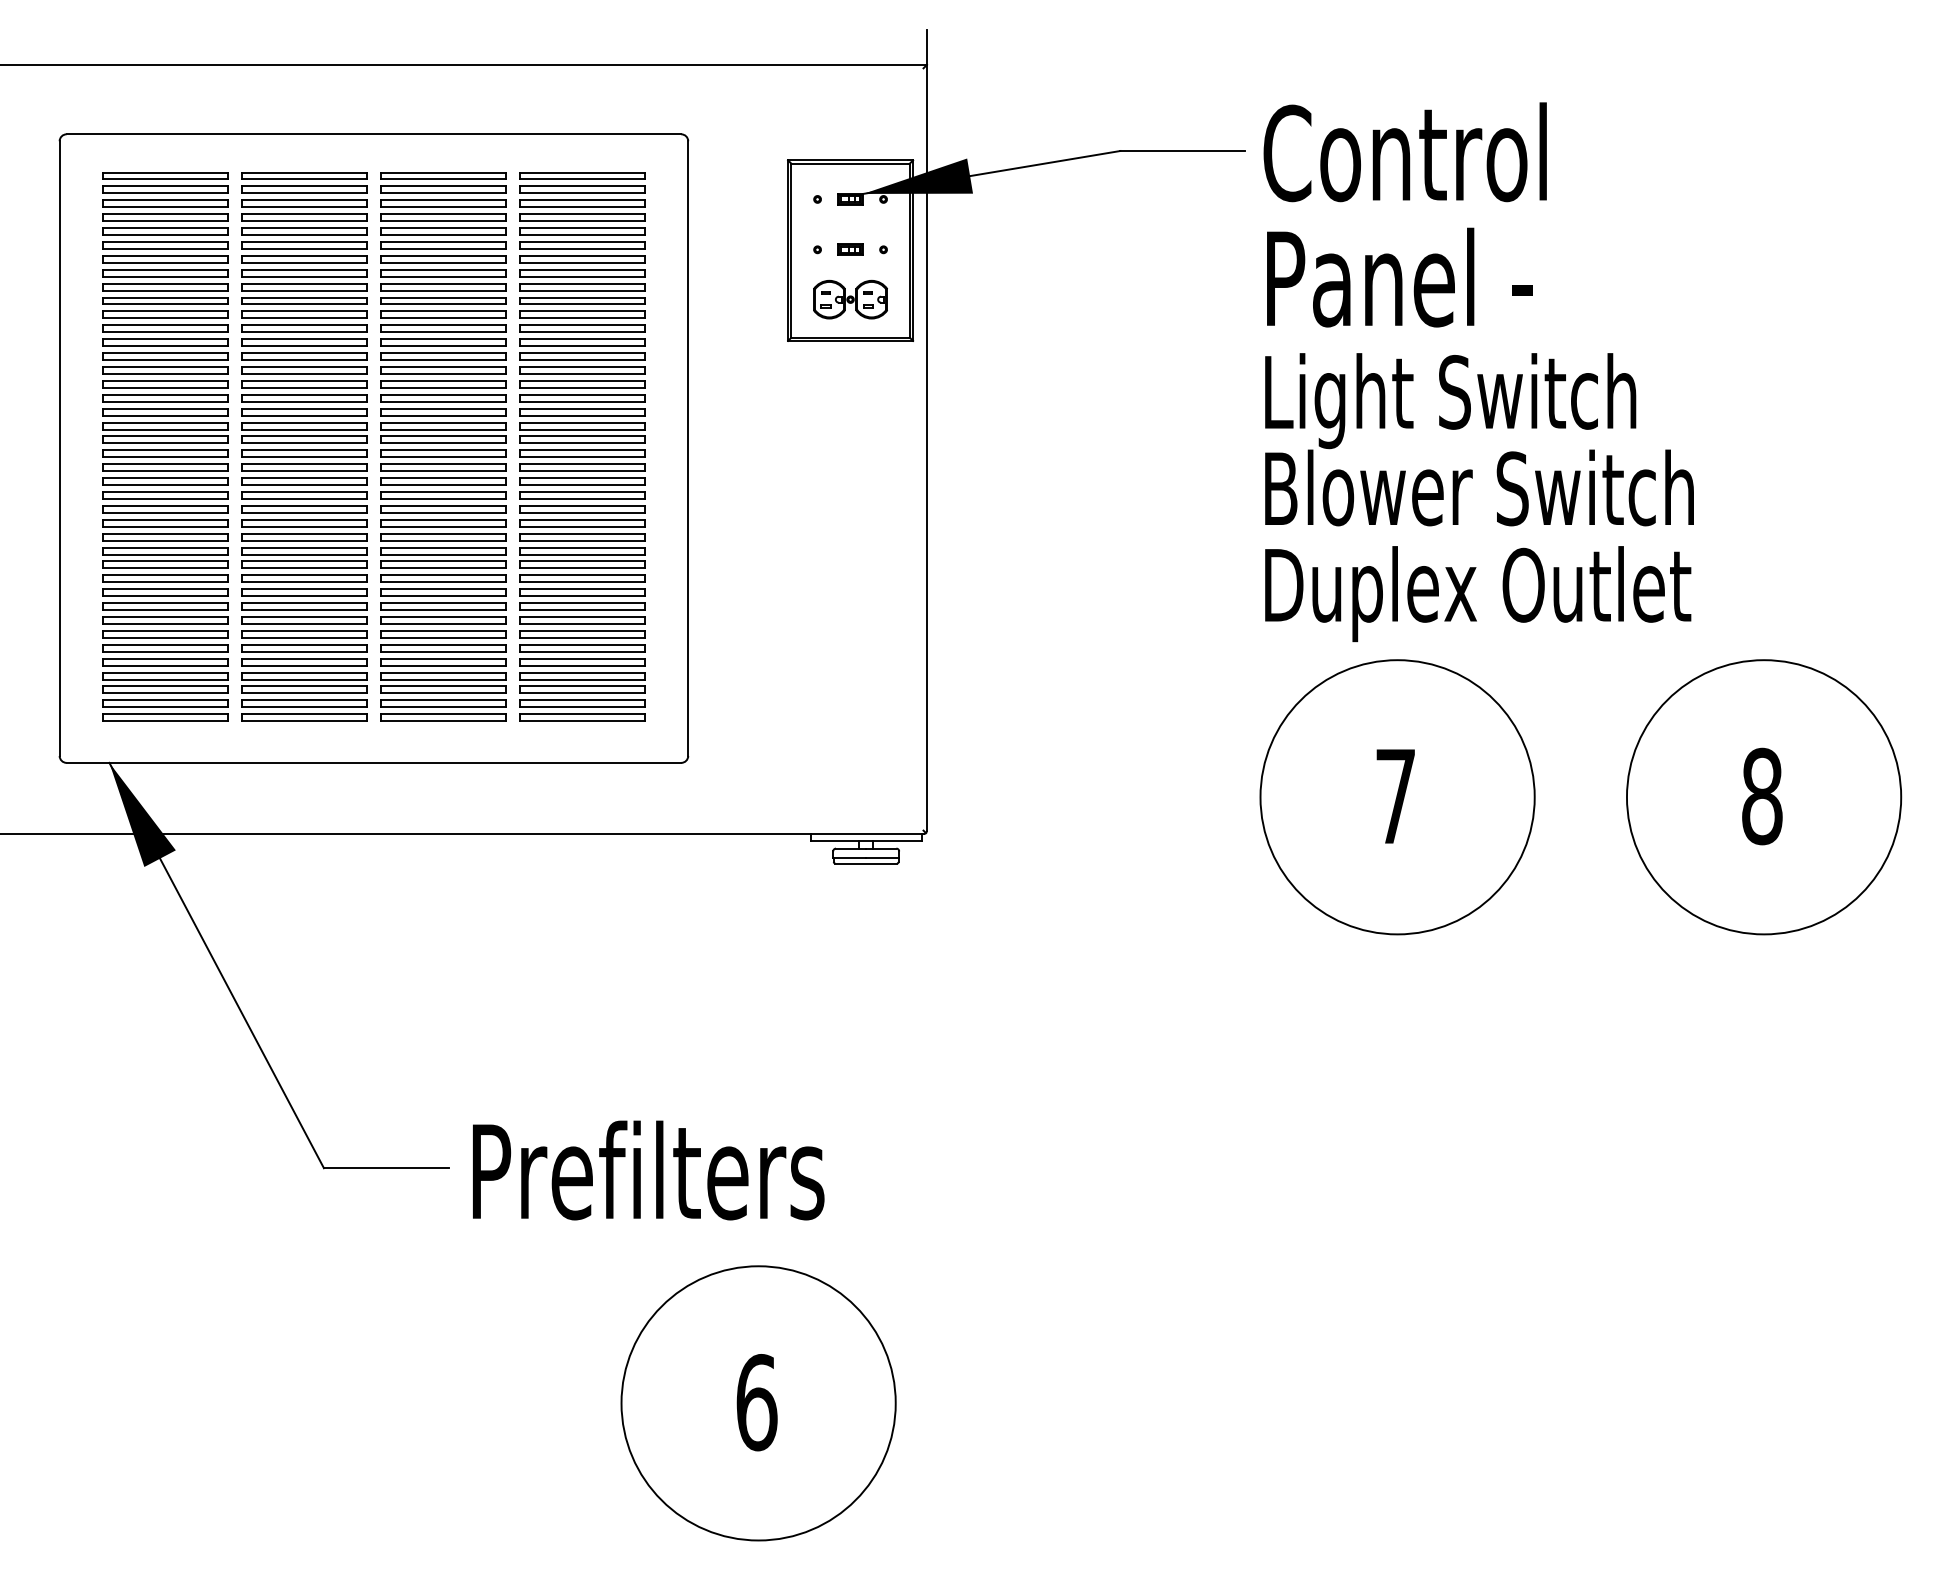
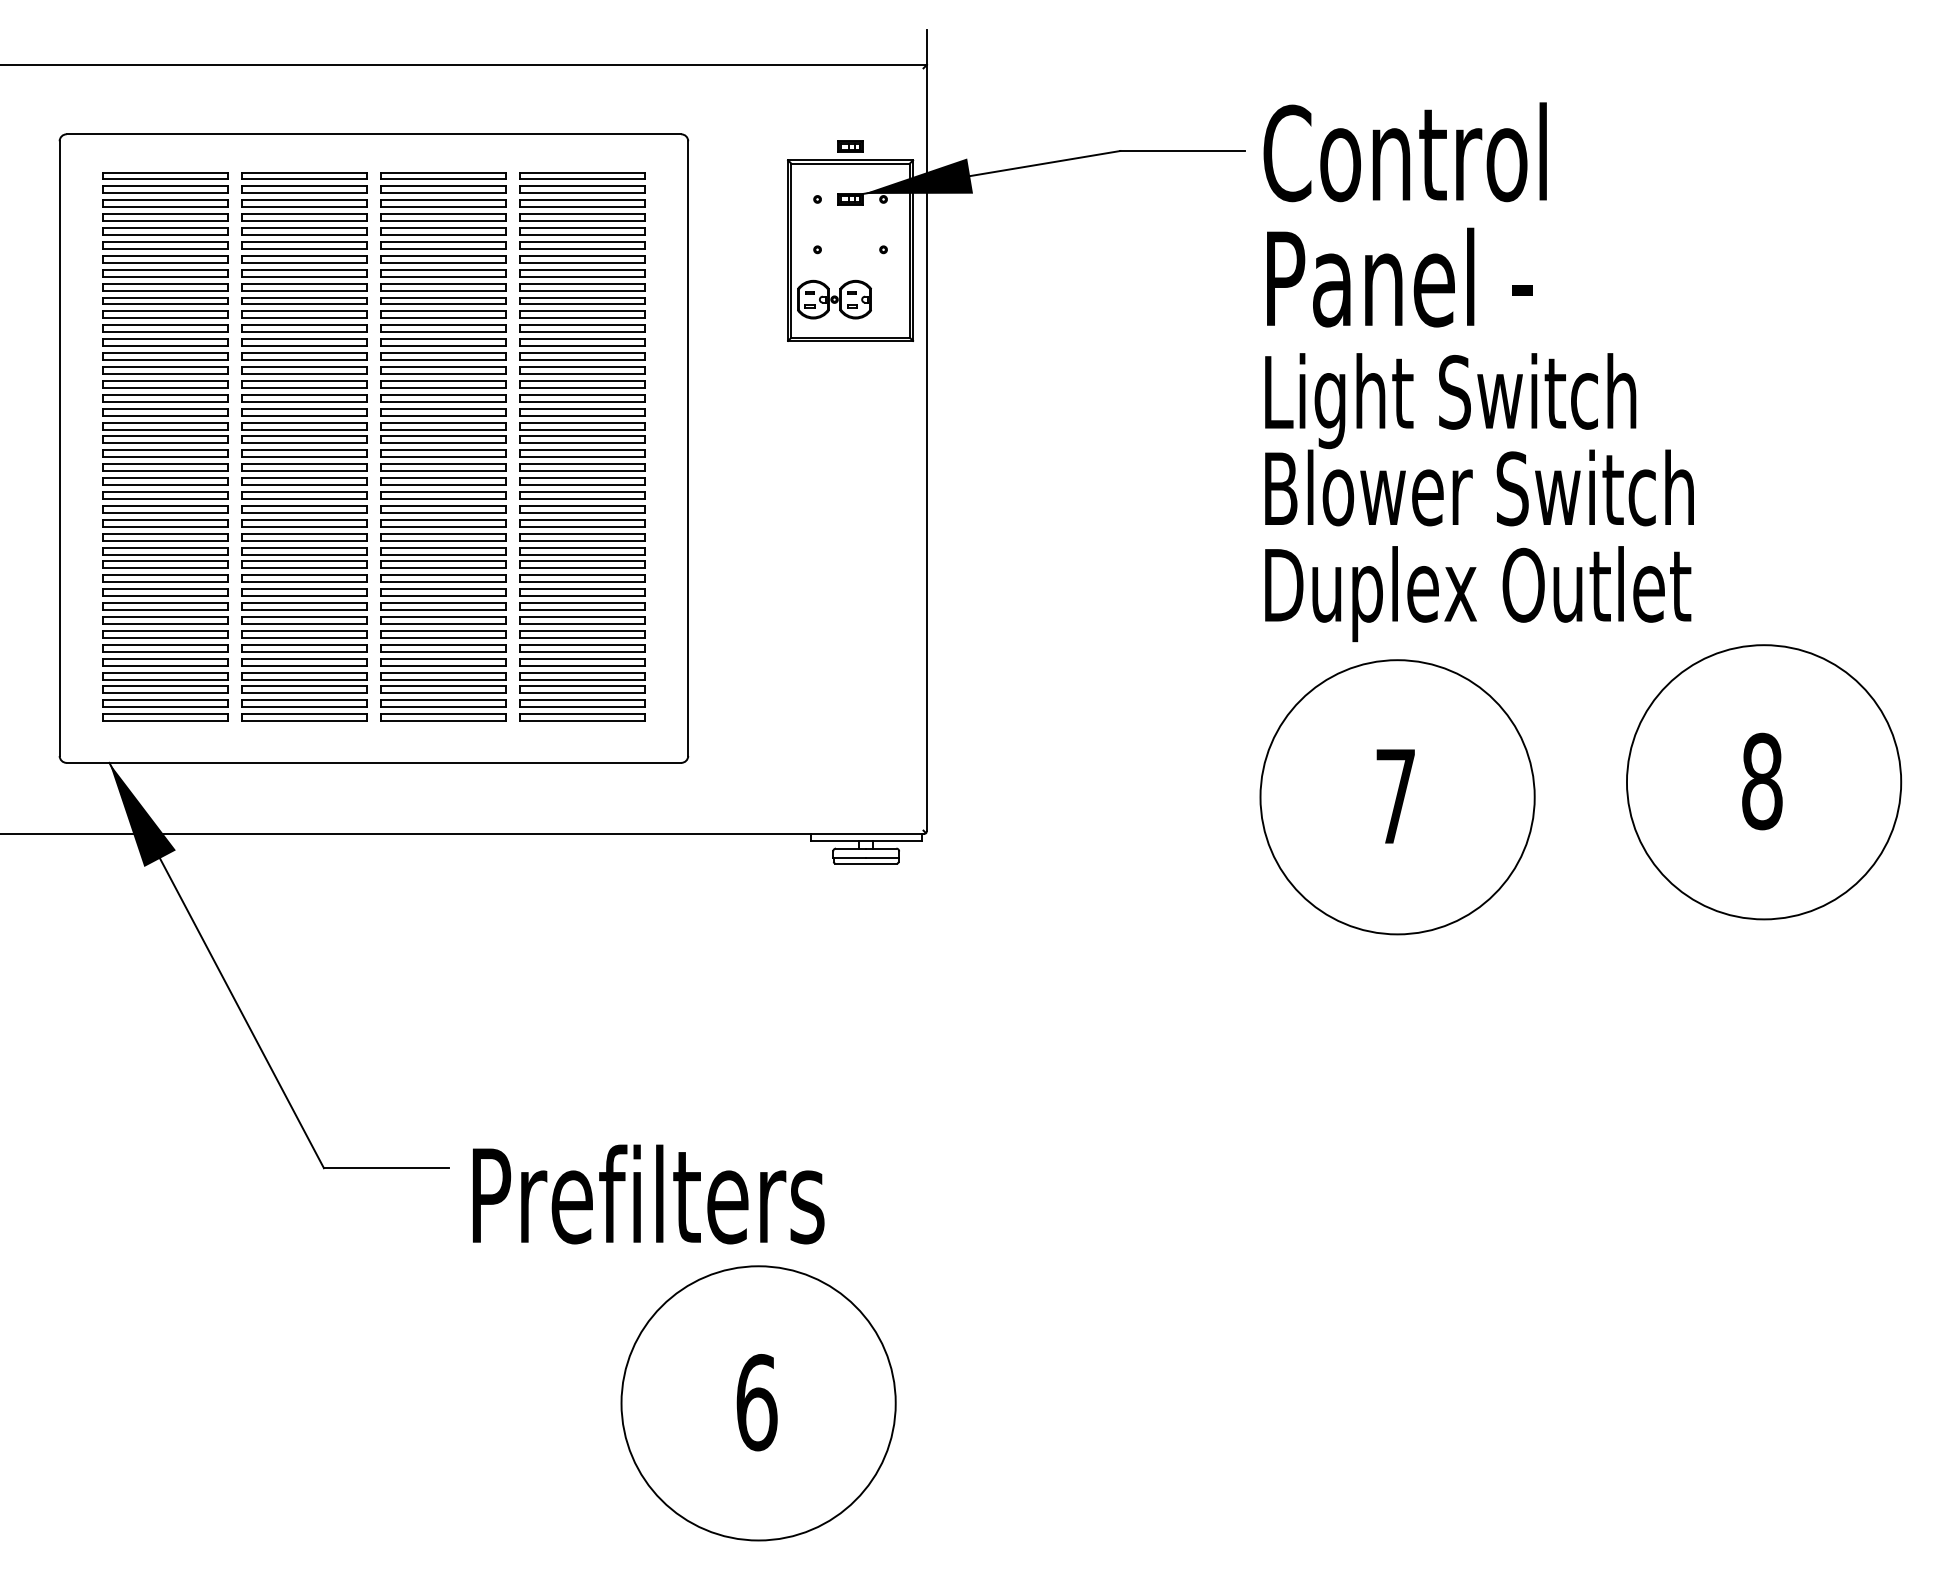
part position: (850, 249) -> (850, 146) (850, 146)
part position: (850, 299) -> (834, 299) (834, 299)
part position: (1764, 797) -> (1764, 782) (1764, 782)
text position: (648, 1170) -> (648, 1194) (648, 1194)
